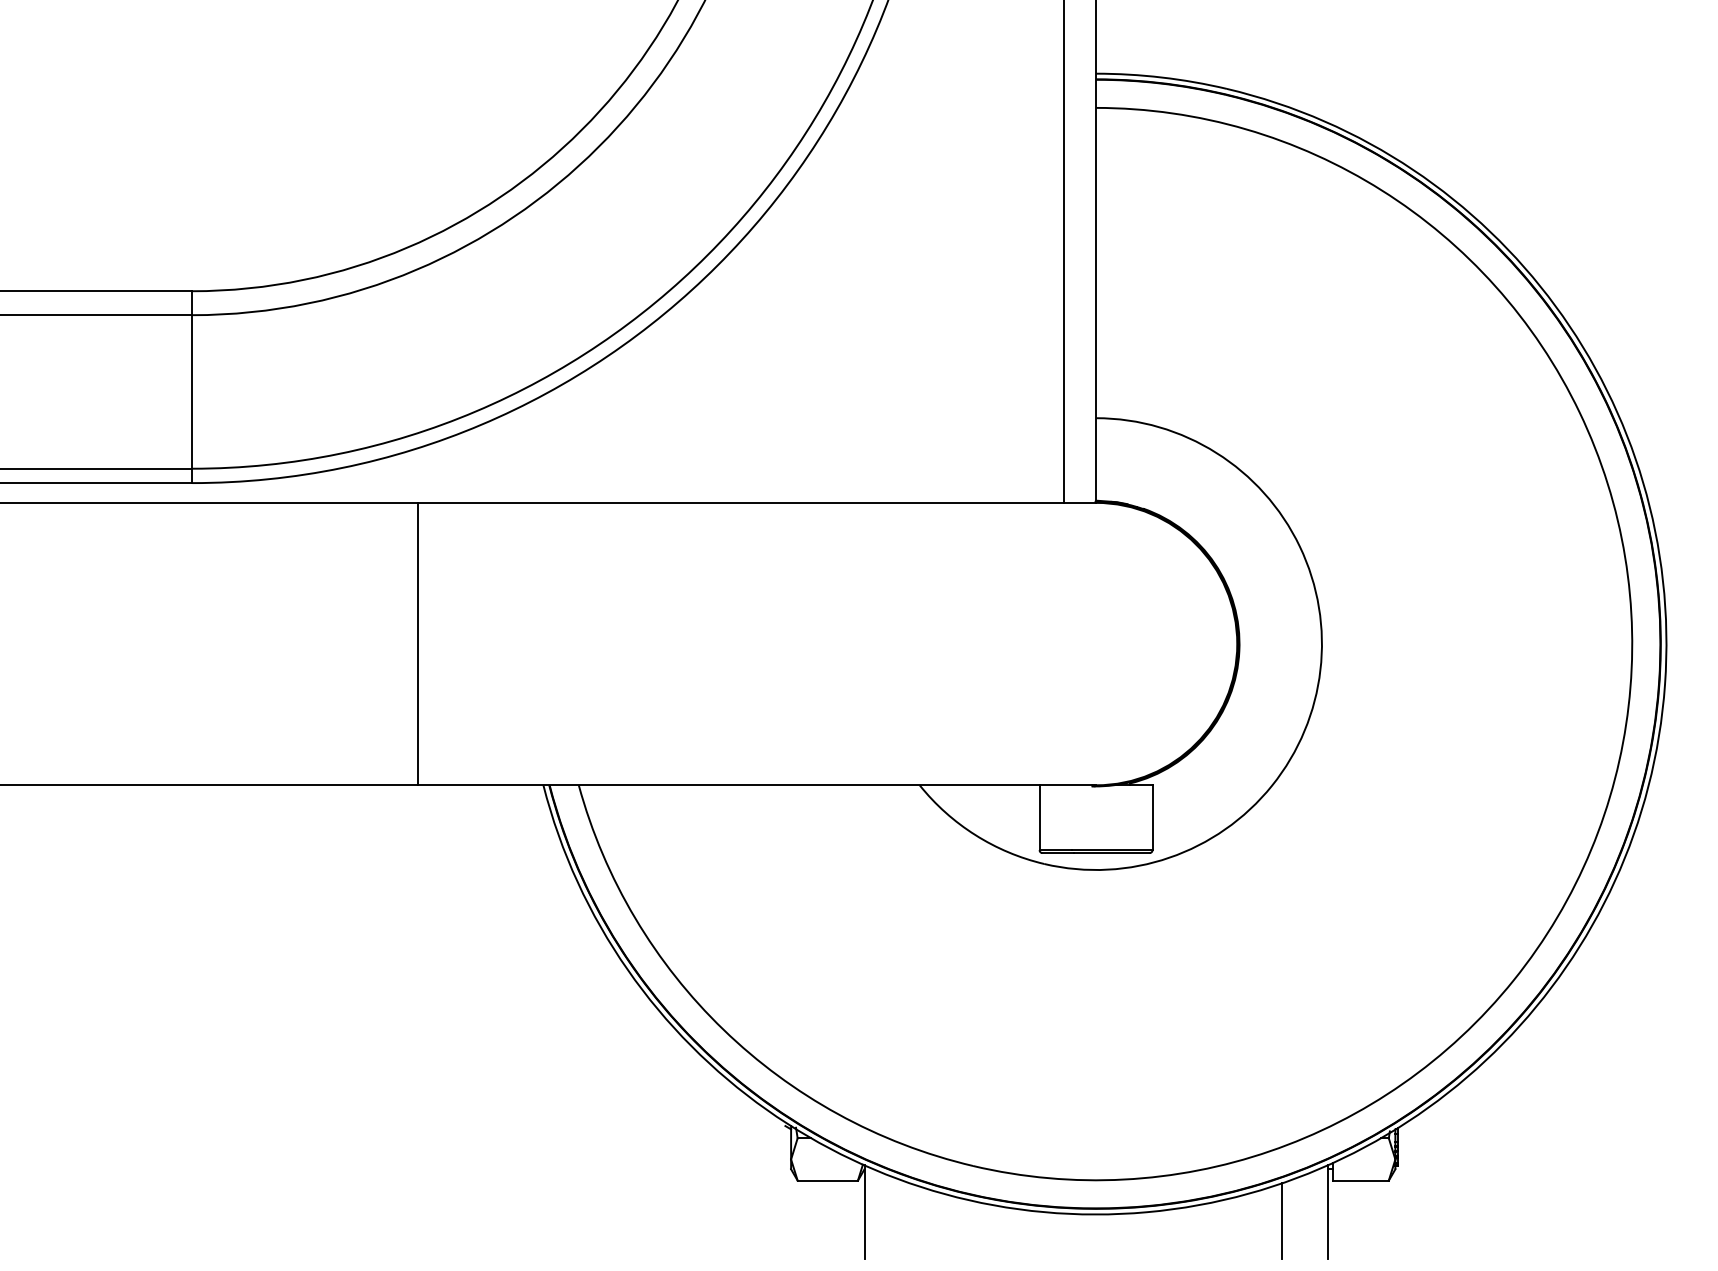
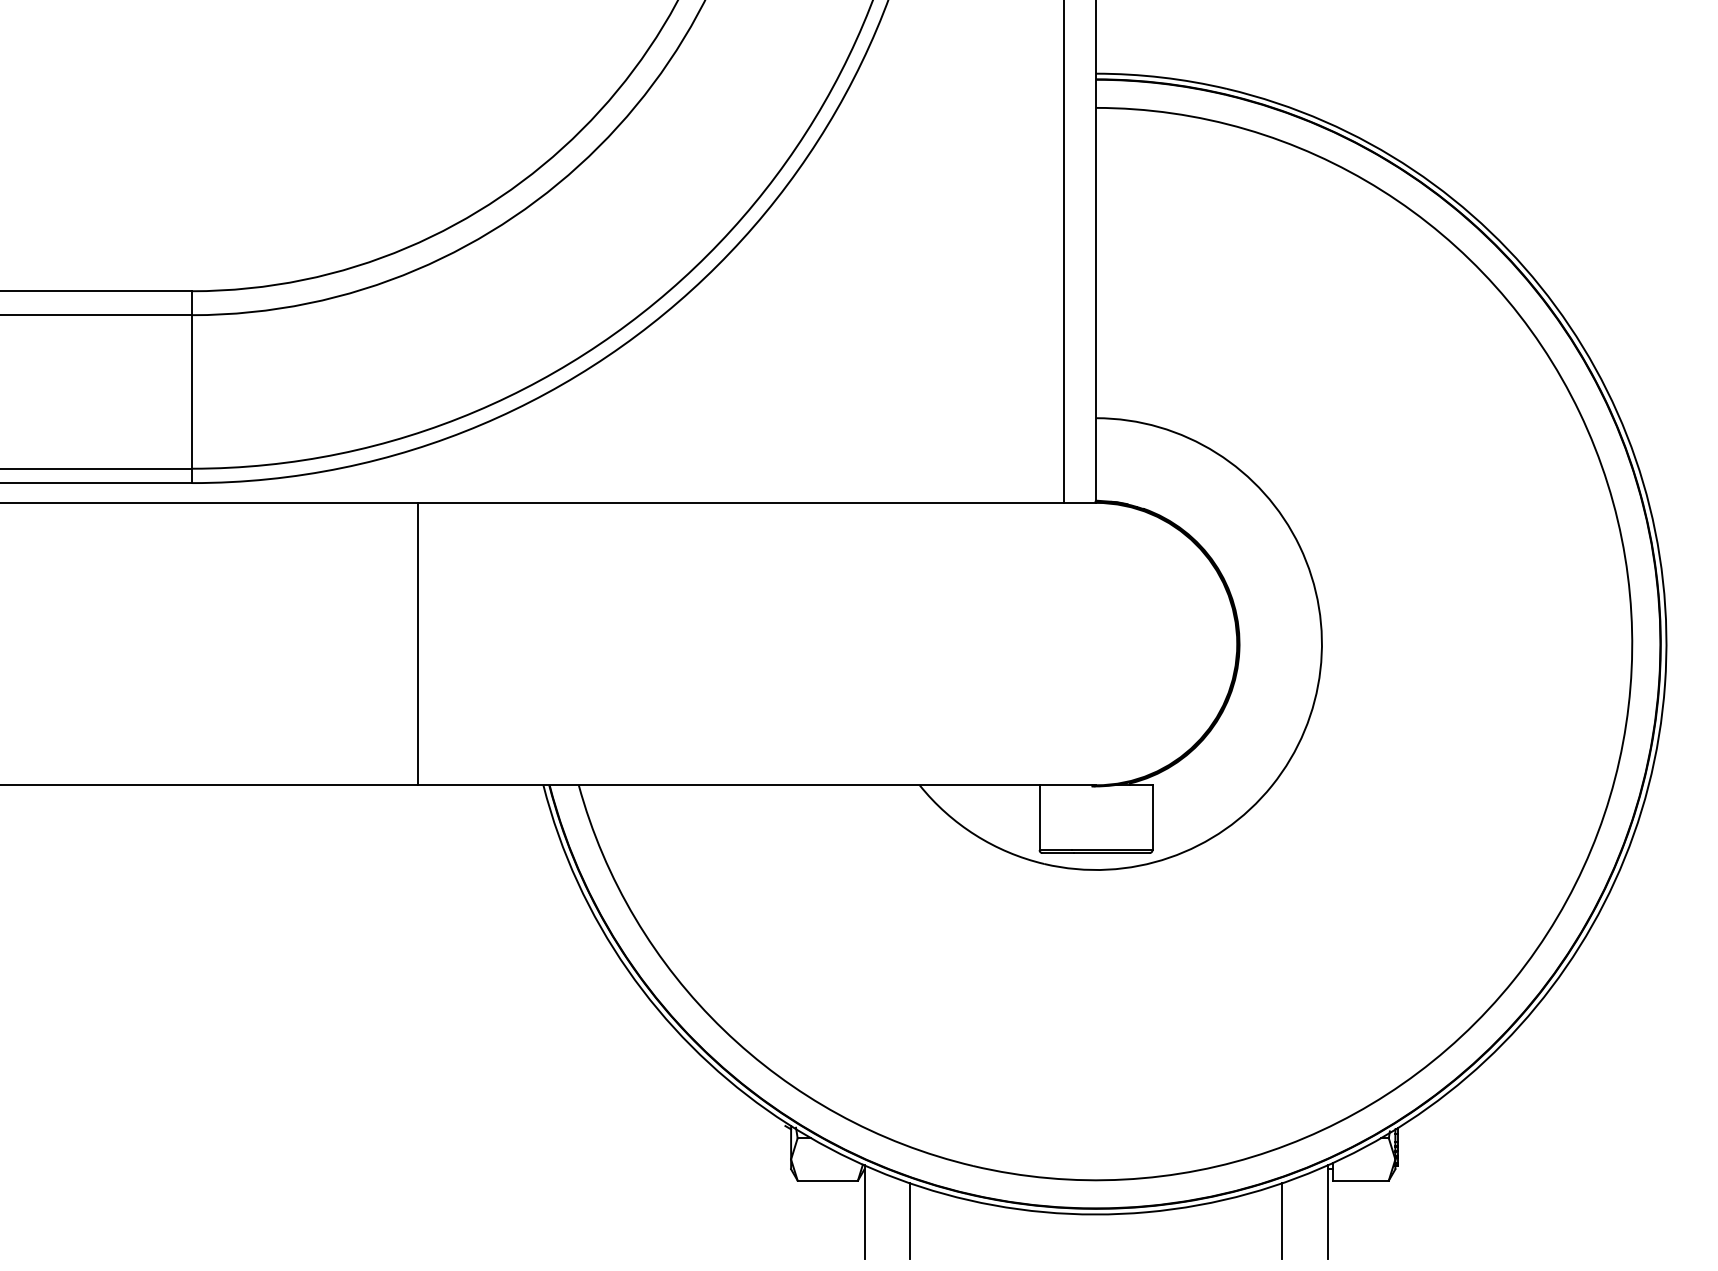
line: none -> present (909, 1220)
